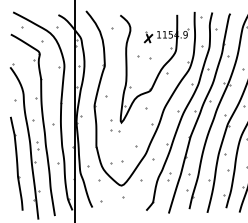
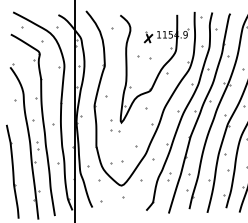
part position: (16, 163) -> (12, 171) (12, 171)
